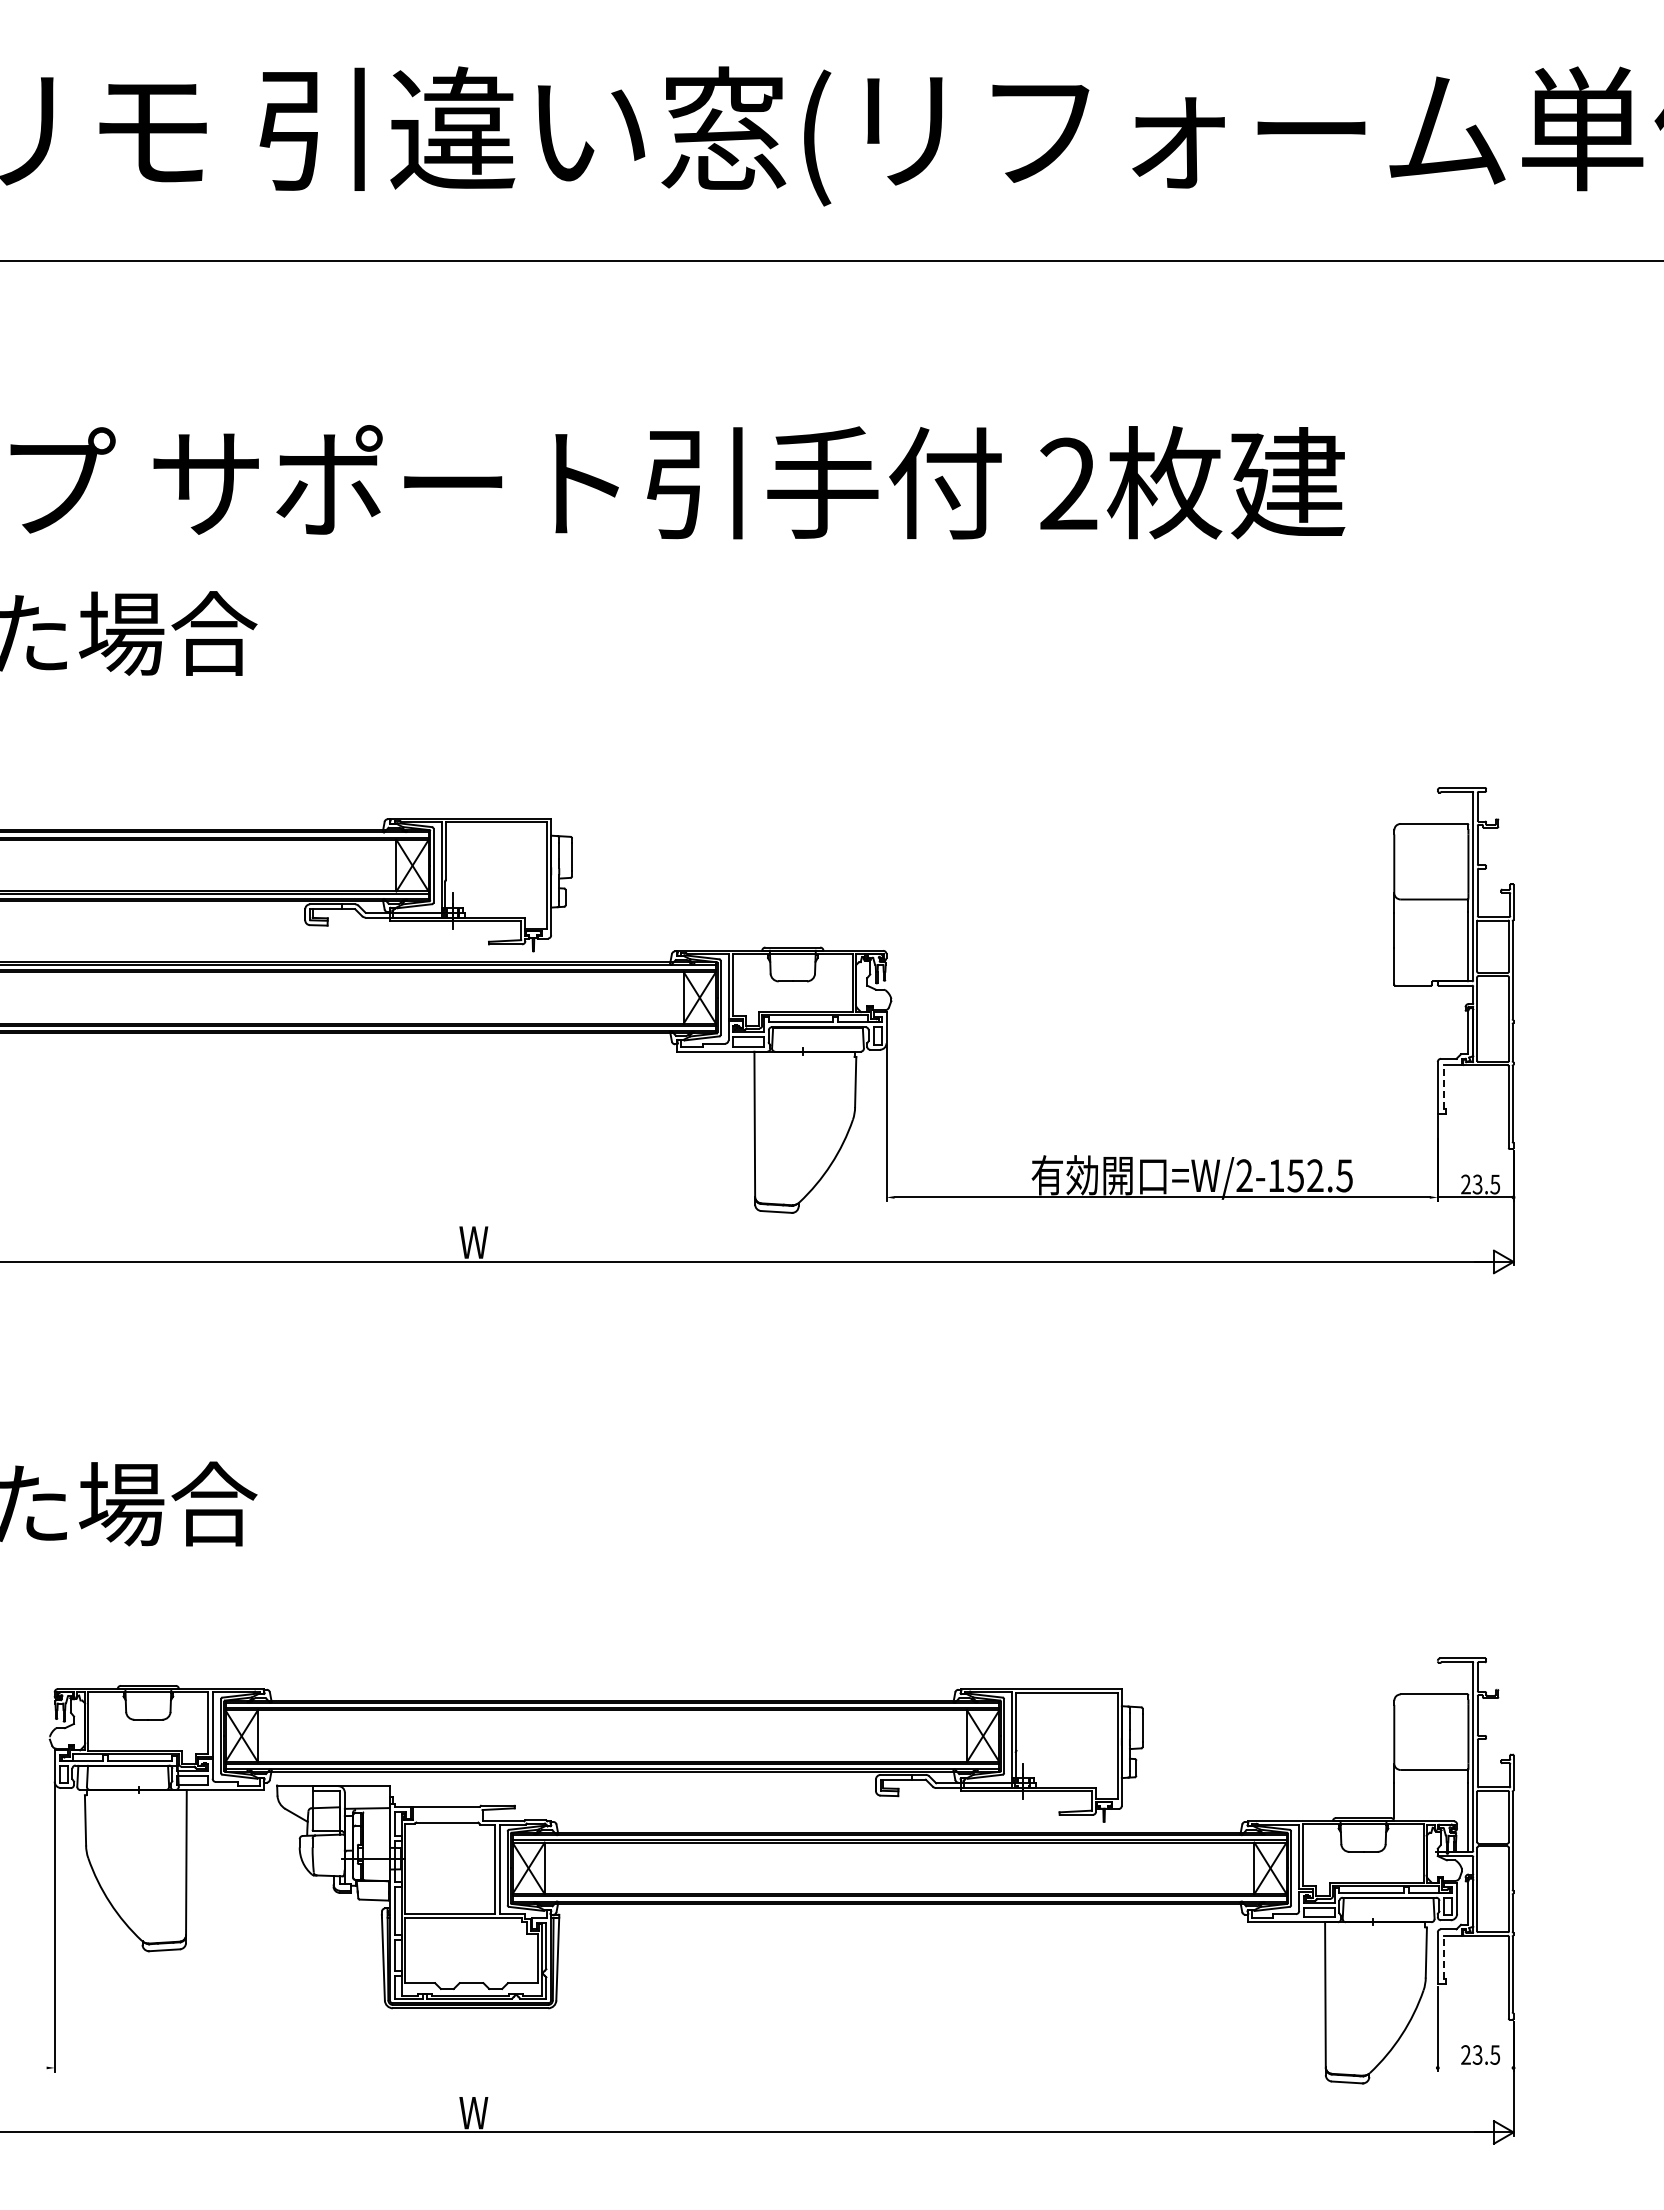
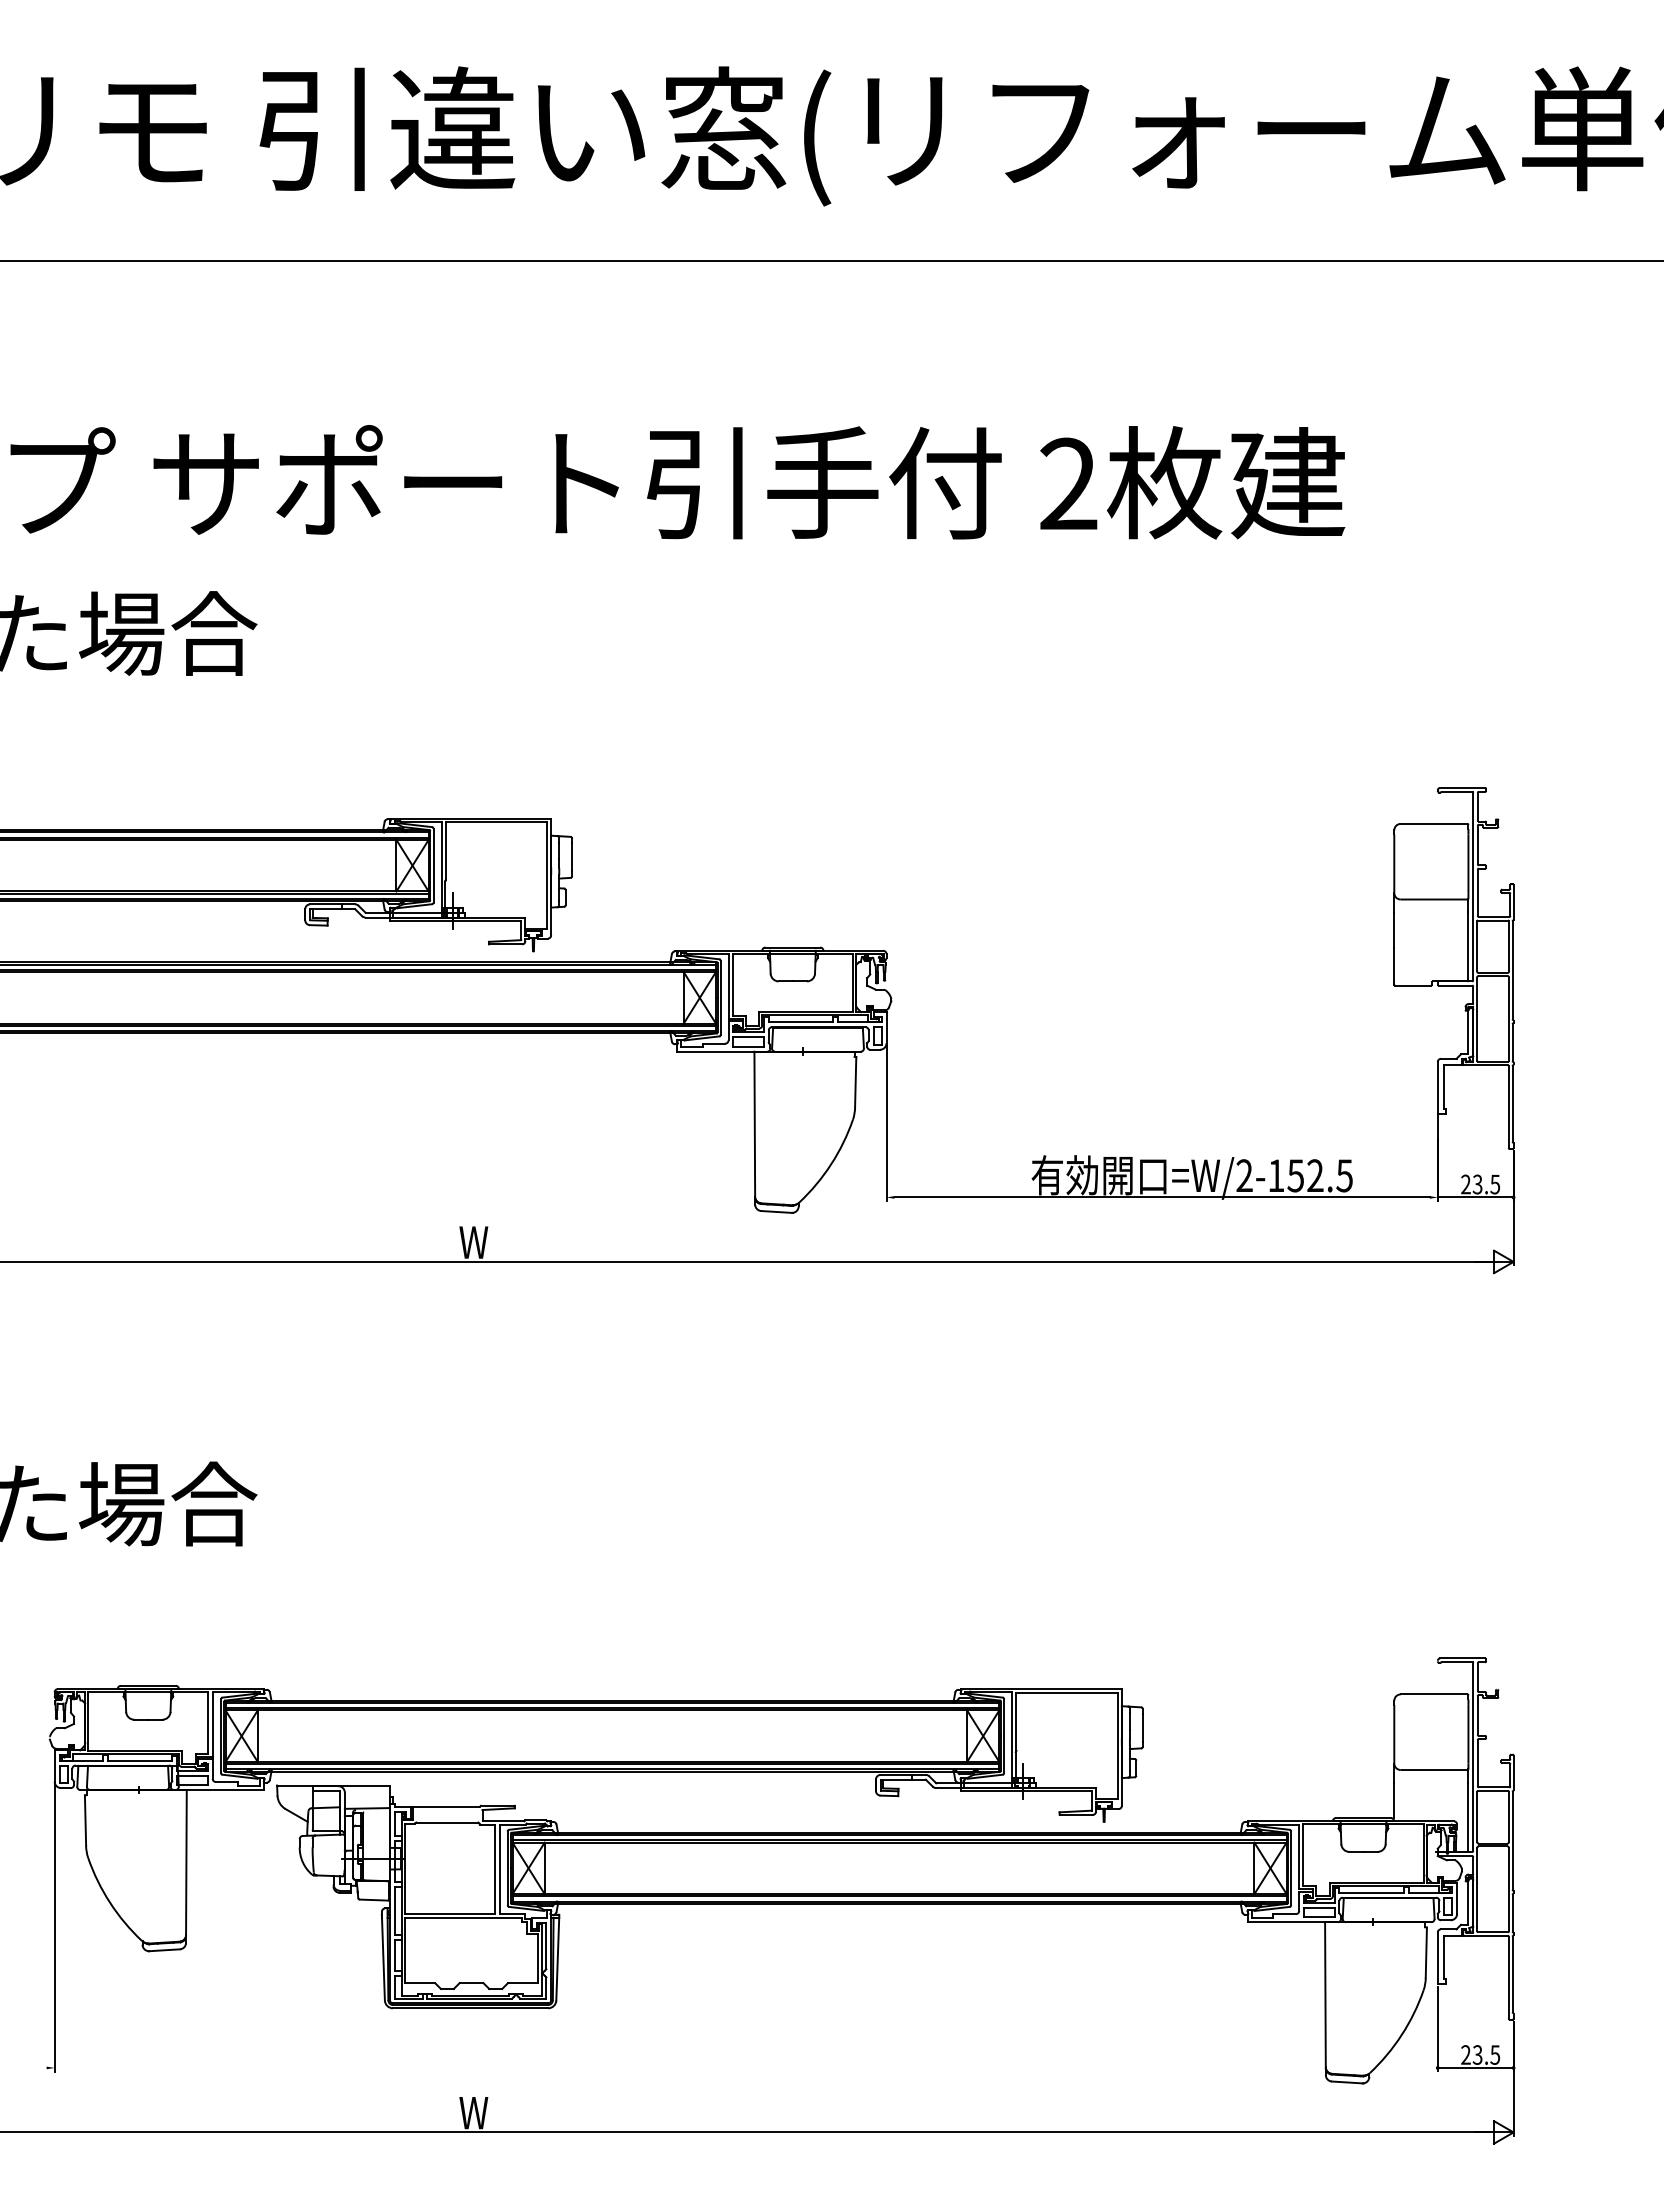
line: dashed -> solid (1444, 1087)
line: dashed -> solid (1444, 1957)
line: none -> present (1475, 2067)
